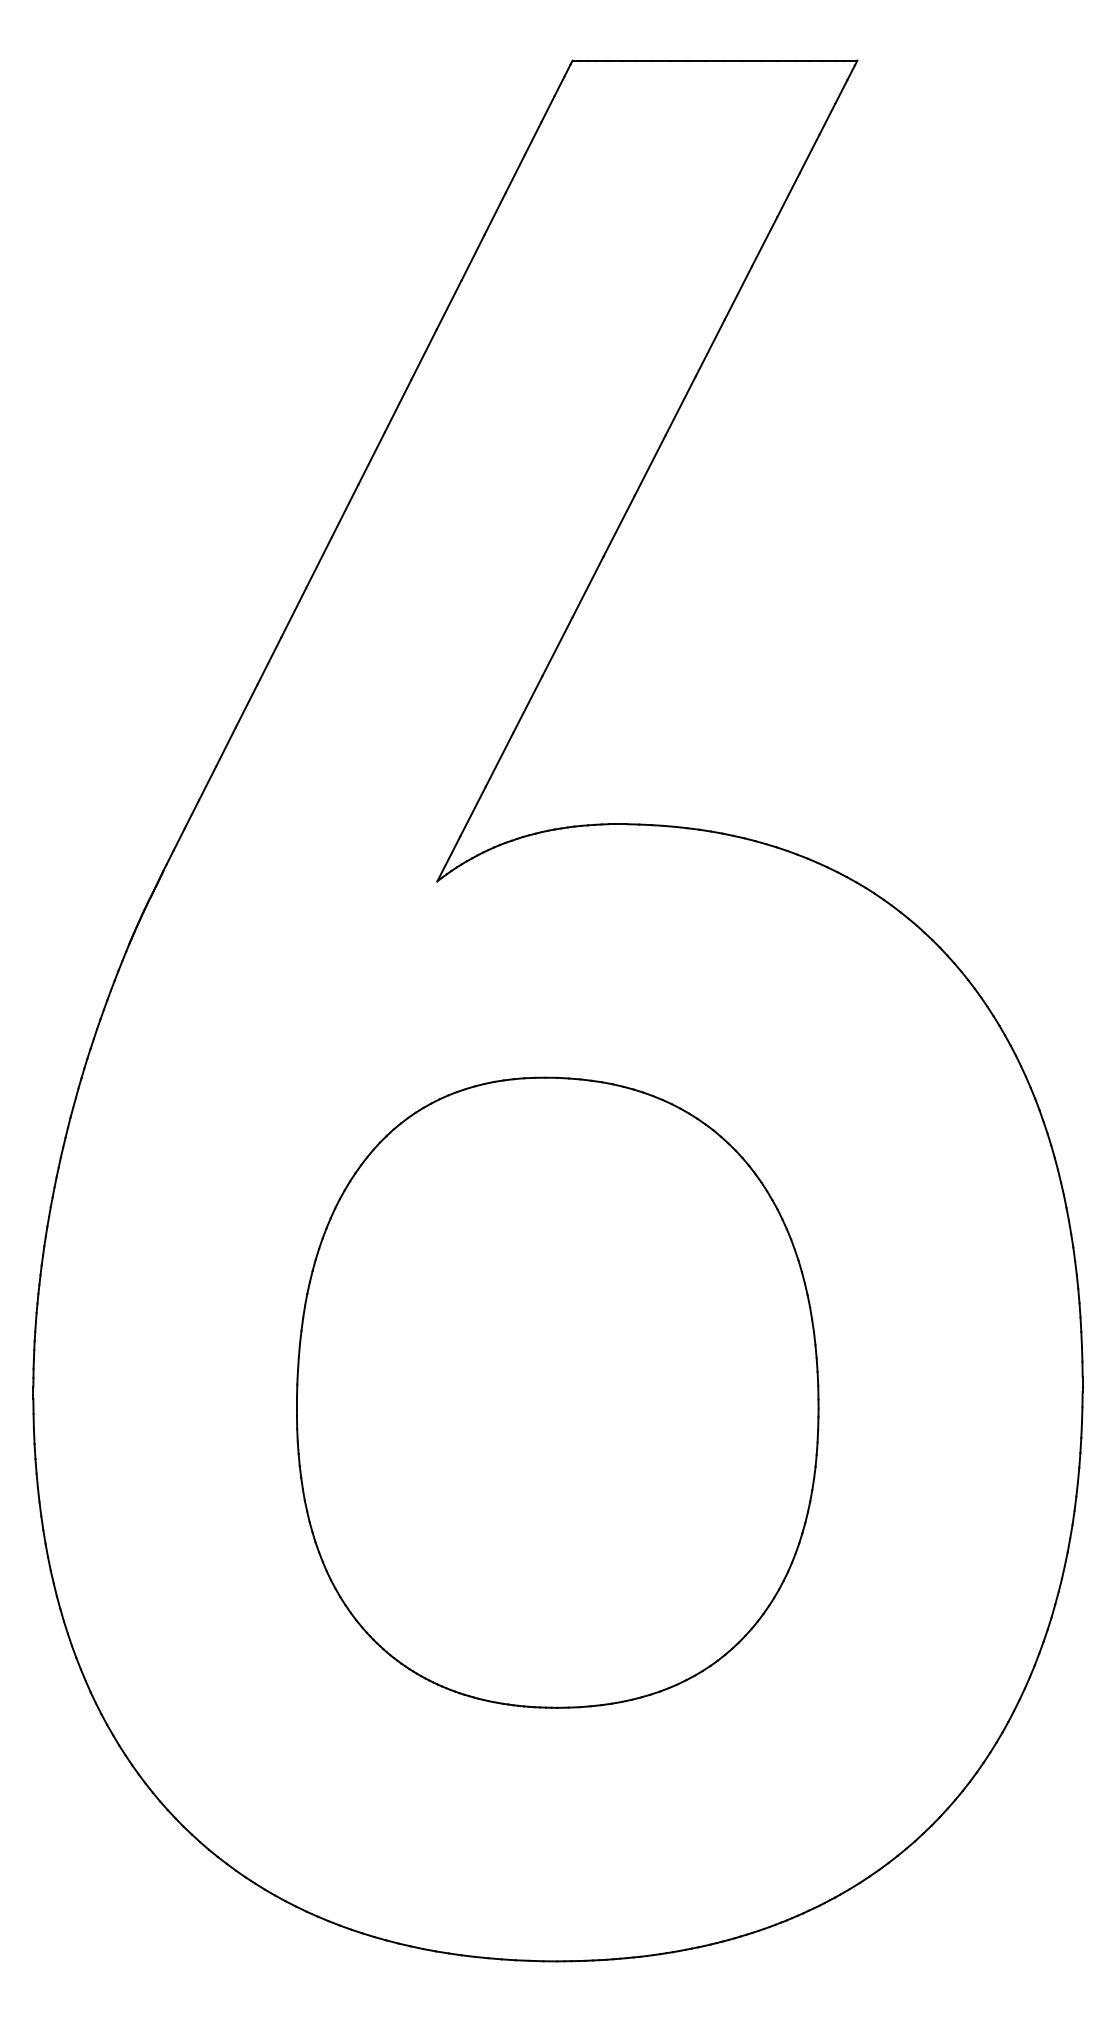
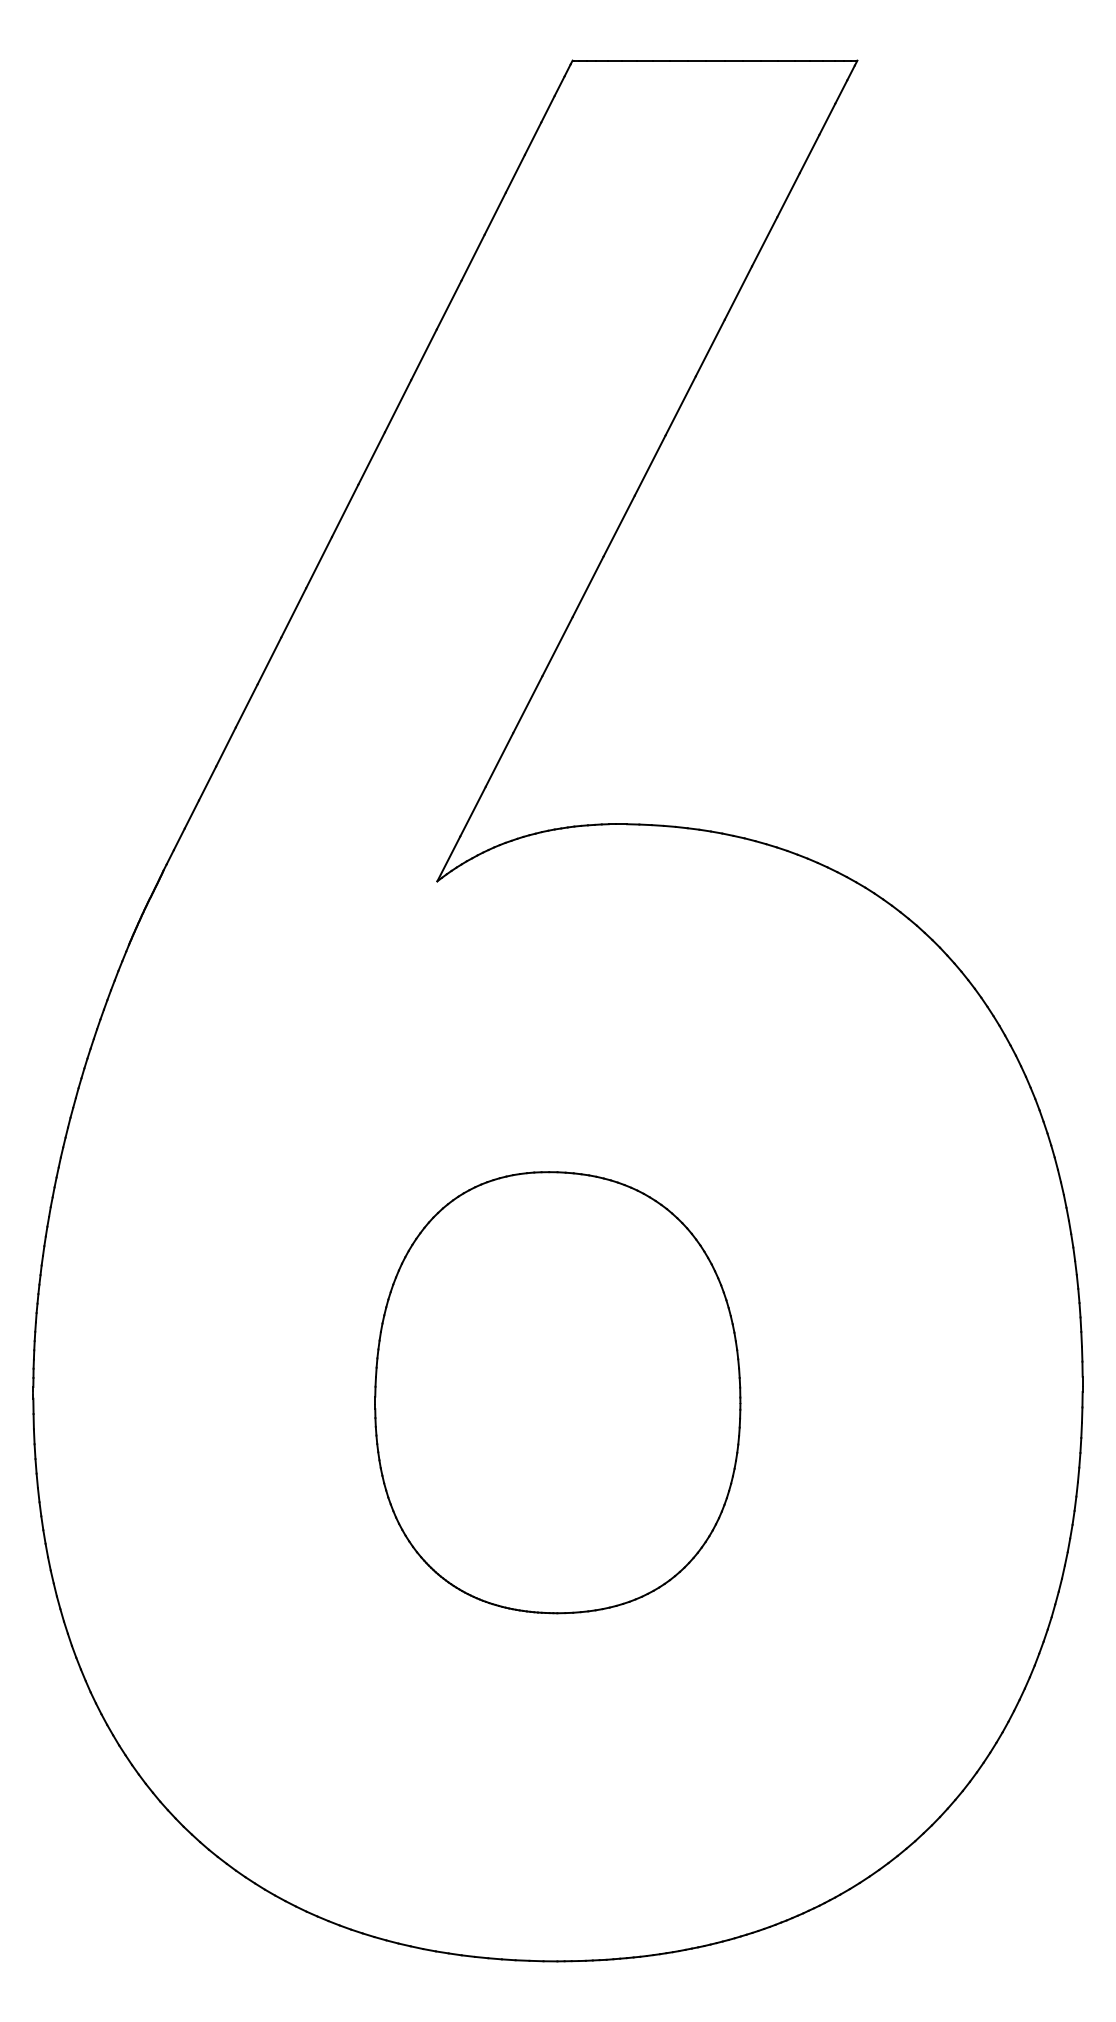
part size: 524x633 px -> 368x444 px (557, 1392)
